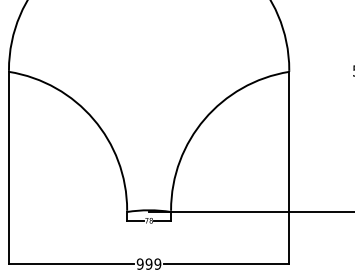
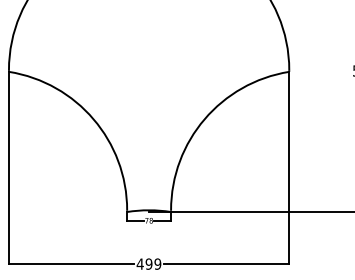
text: 999 -> 499 (139, 263)
